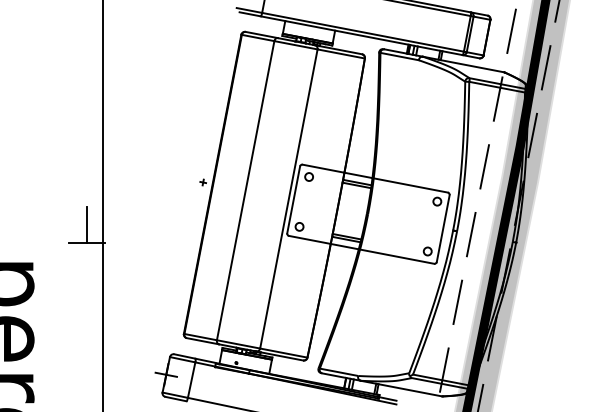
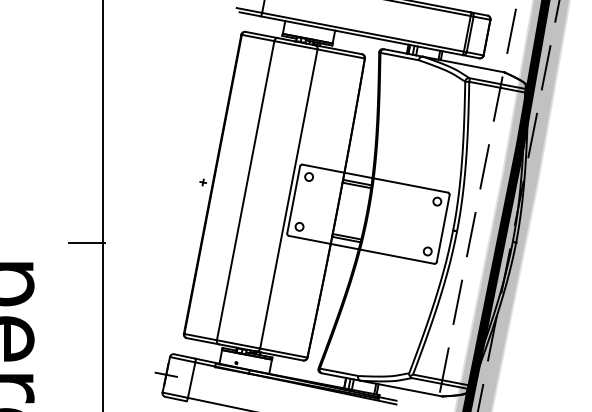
line: present -> none (86, 224)
